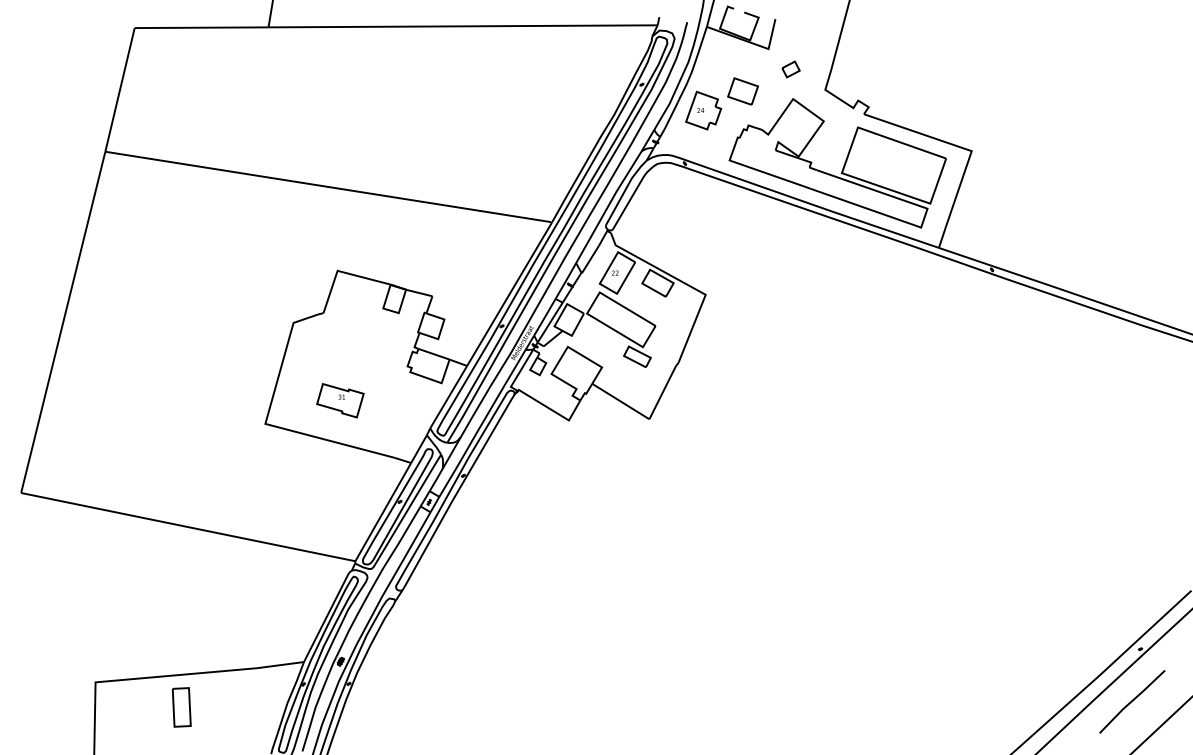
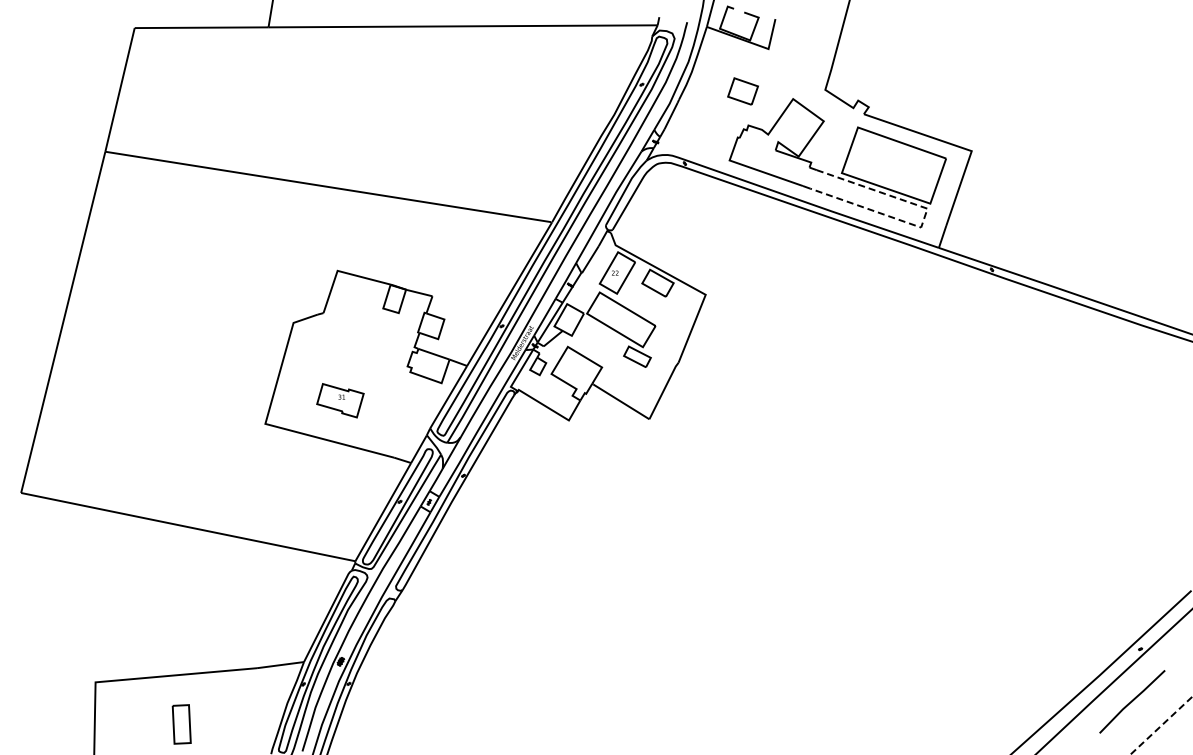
part: present -> none (790, 69)
part: present -> none (703, 110)
line: solid -> dashed (924, 218)
part position: (181, 707) -> (181, 724) (181, 724)
line: solid -> dashed (1161, 725)
